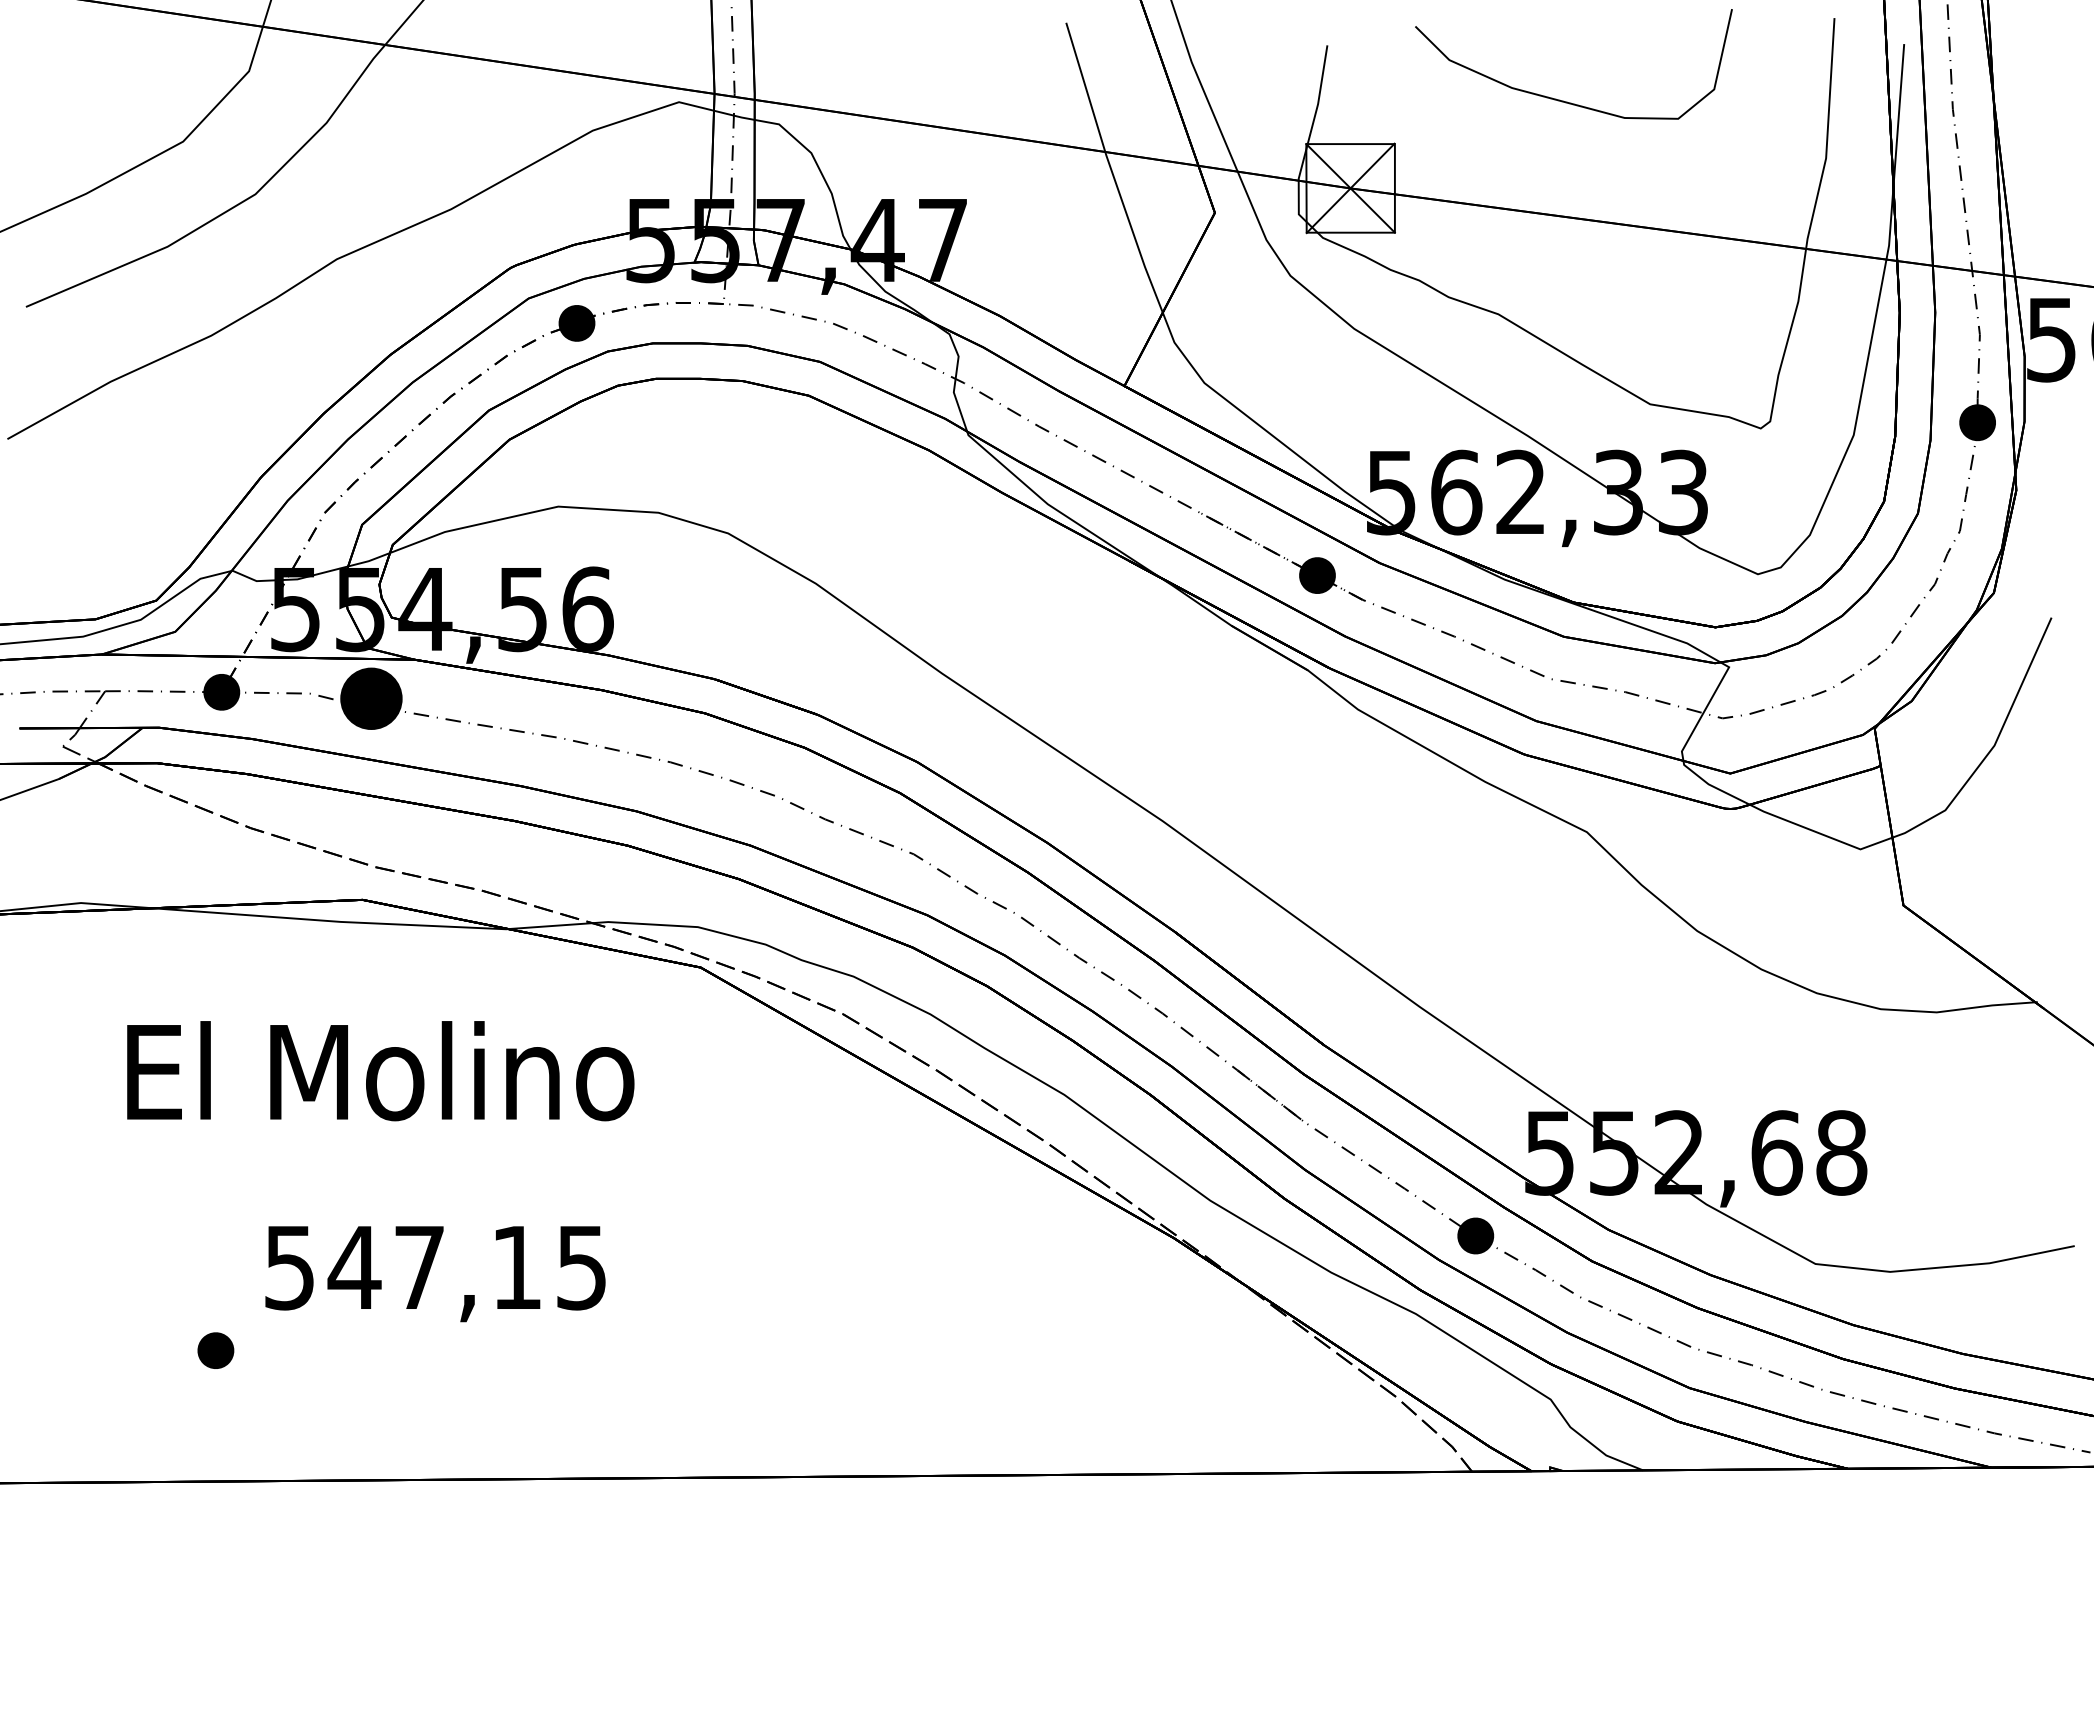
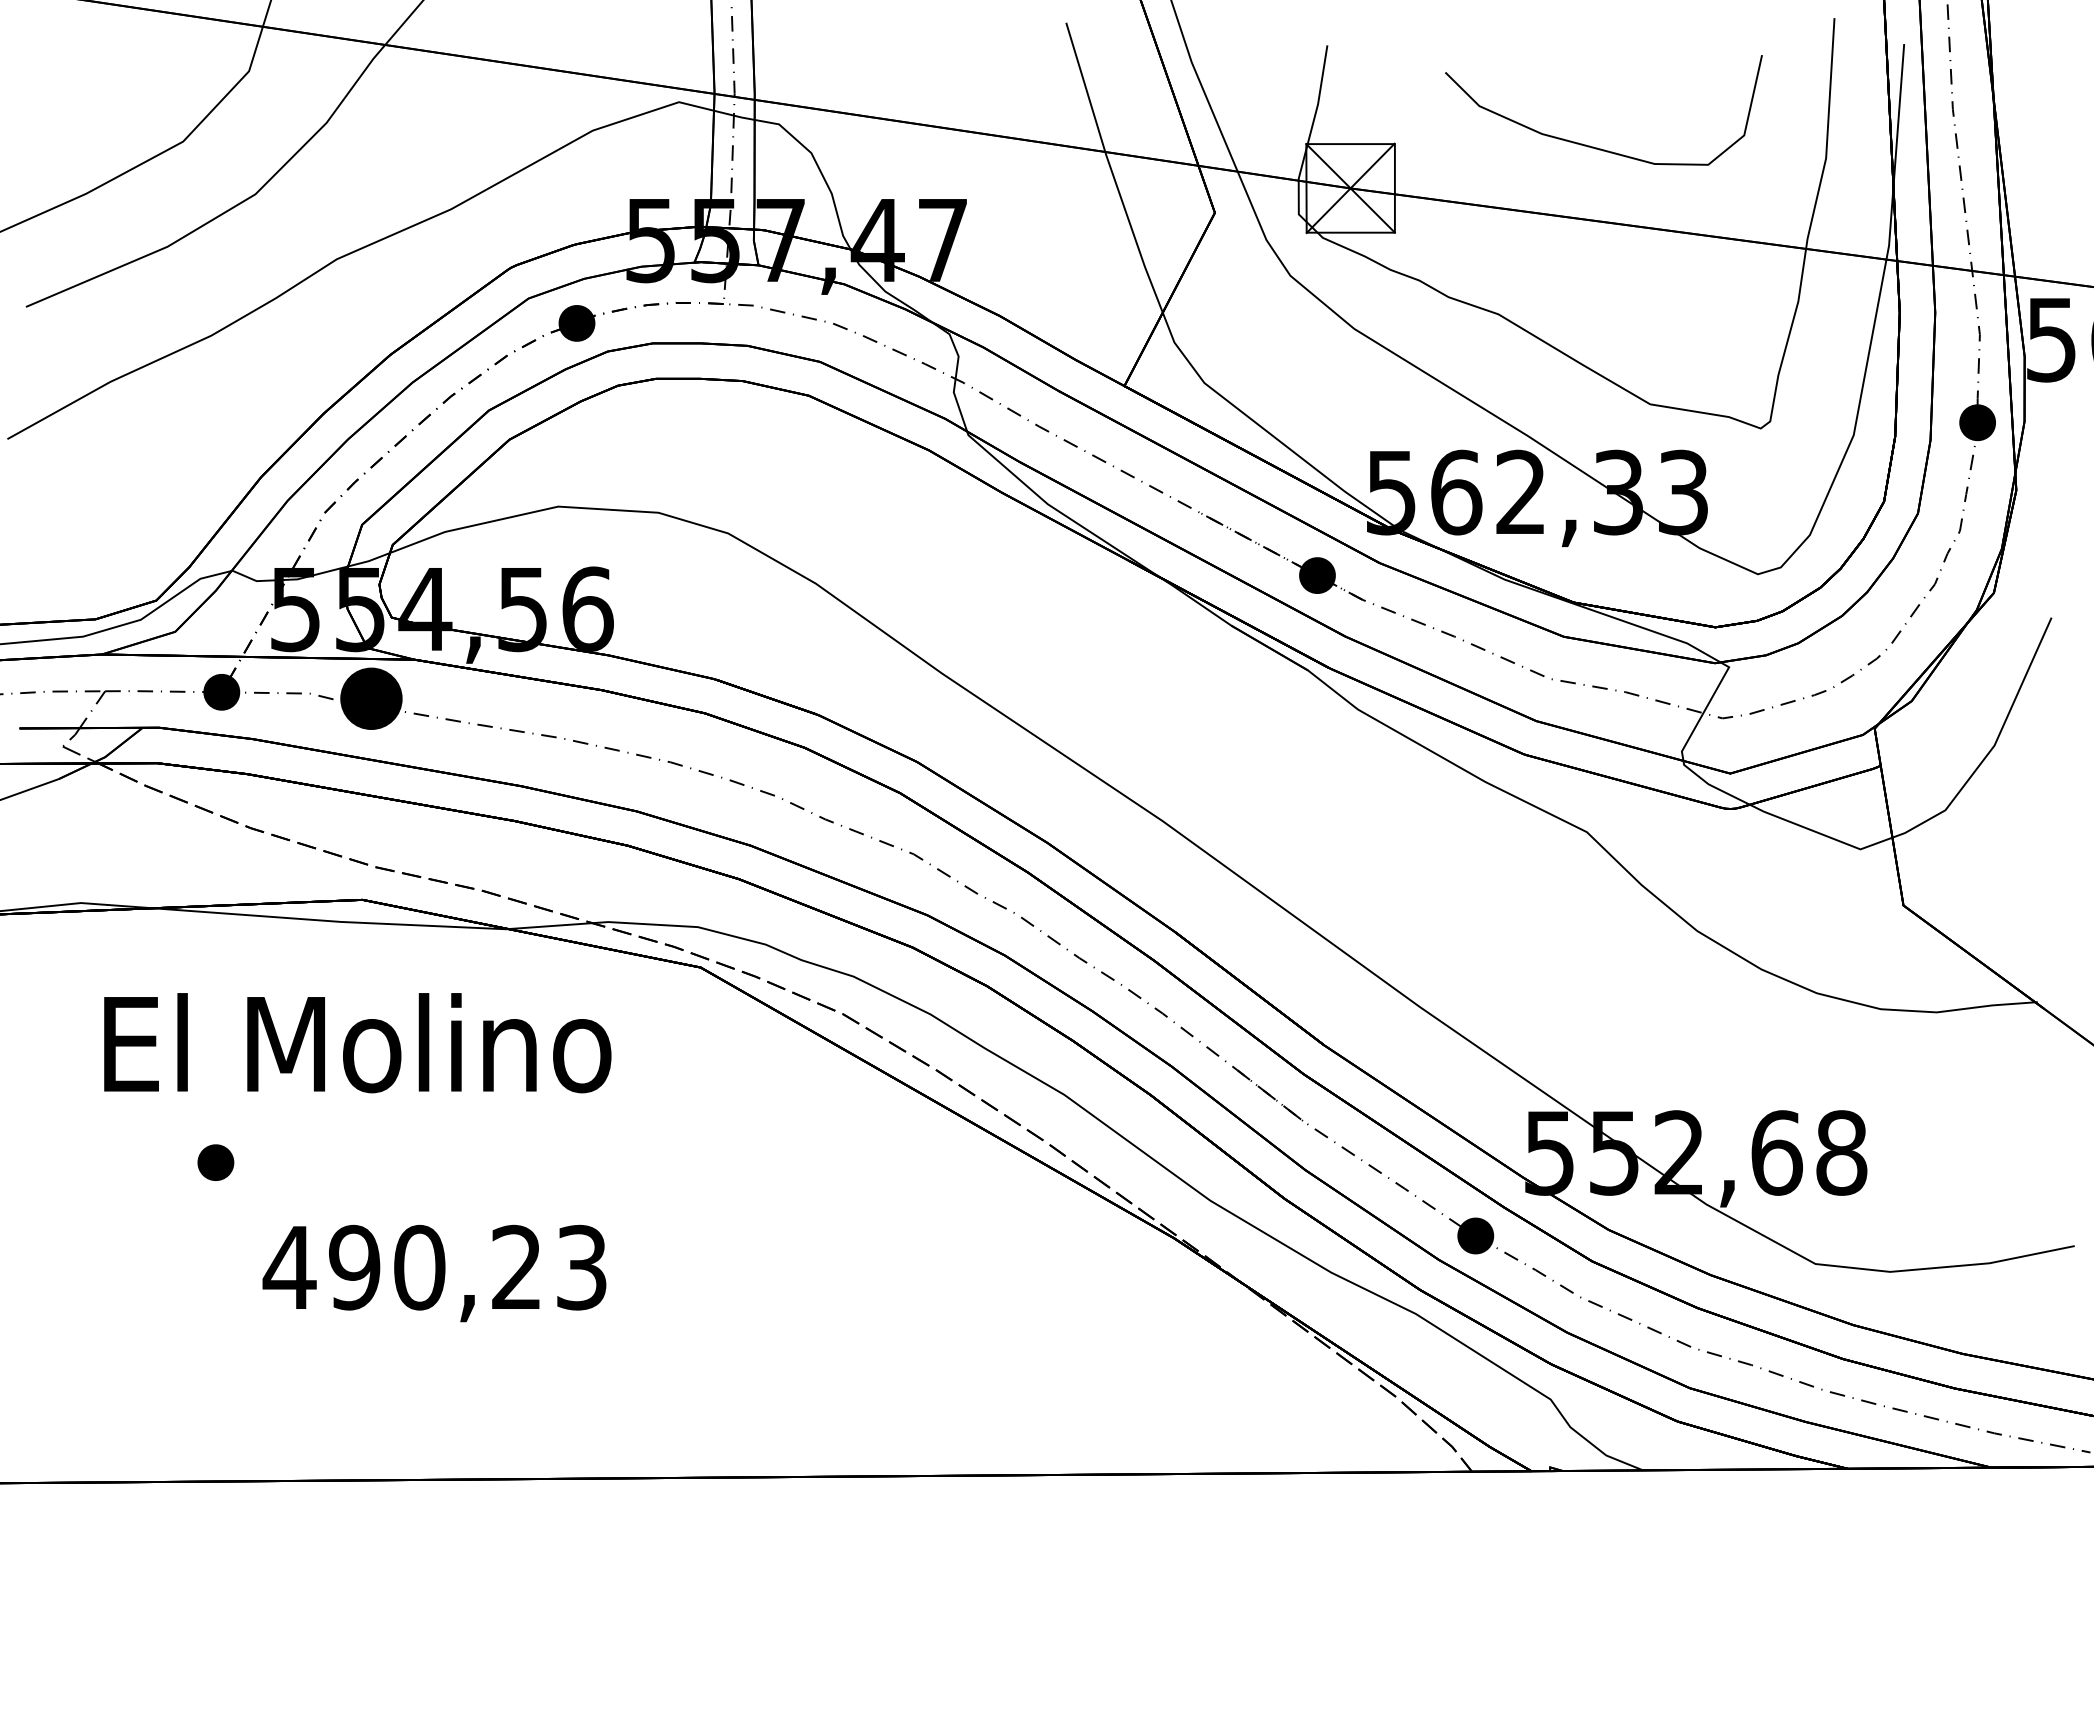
curve position: (1563, 100) -> (1593, 146) (1593, 146)
text position: (380, 1071) -> (357, 1043) (357, 1043)
text: 547,15 -> 490,23 (434, 1267)
part position: (215, 1350) -> (215, 1162) (215, 1162)
